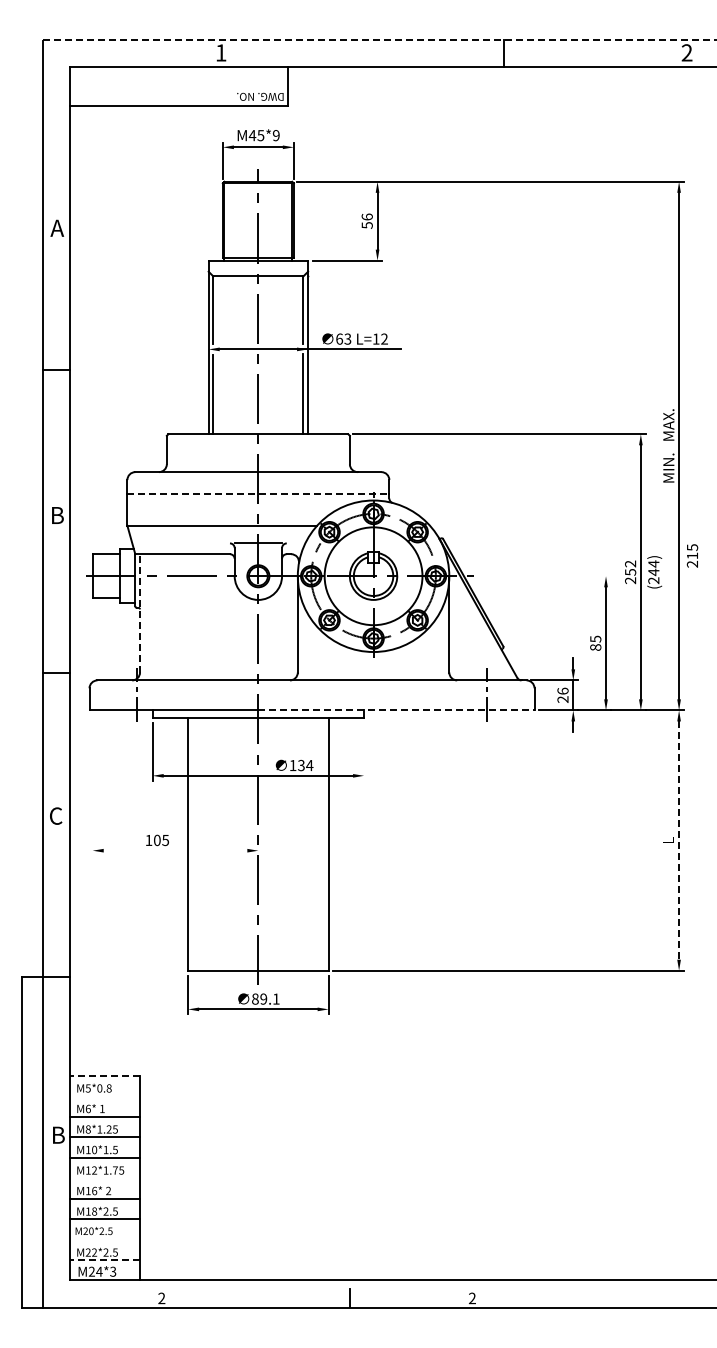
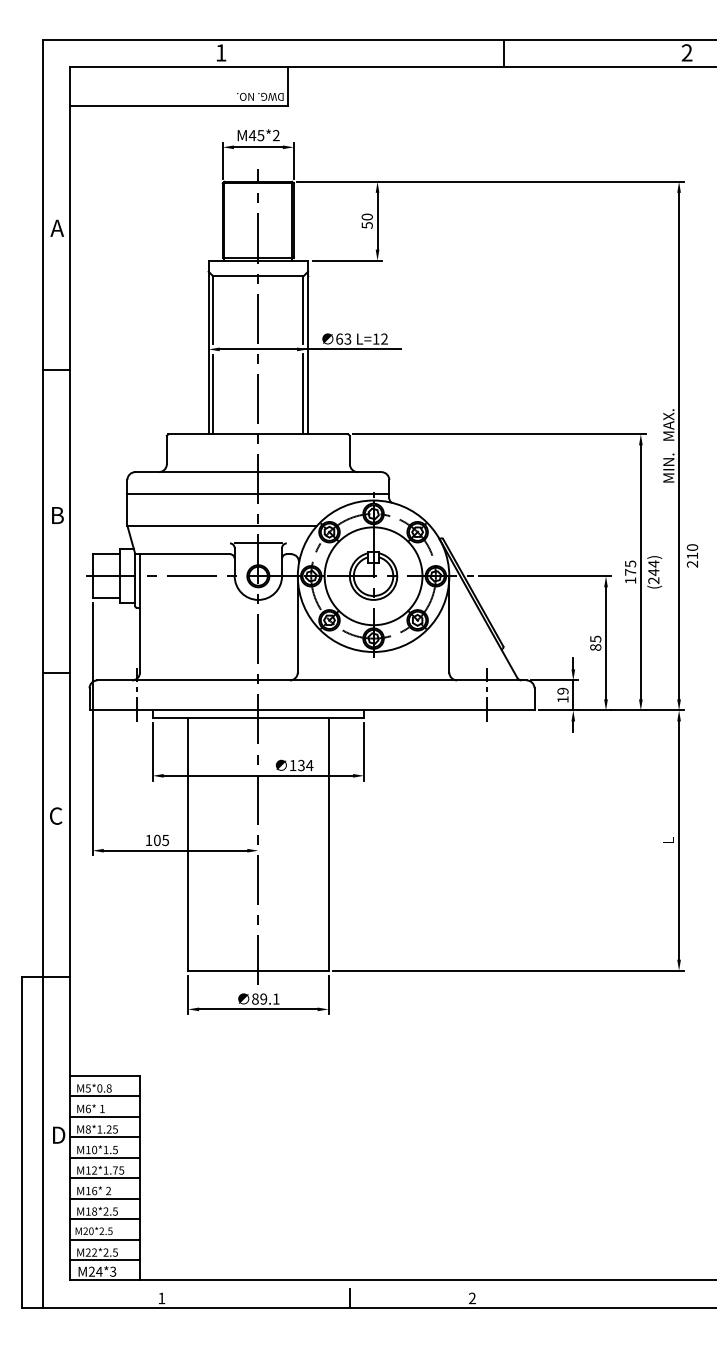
line: dashed -> solid (379, 40)
text: M45*9 -> M45*2 (275, 135)
text: 56 -> 50 (366, 216)
line: dashed -> solid (258, 494)
text: 215 -> 210 (692, 547)
text: 252 -> 175 (630, 572)
line: none -> present (544, 576)
line: dashed -> solid (140, 612)
text: 26 -> 19 (562, 694)
line: dashed -> solid (396, 710)
line: none -> present (92, 729)
line: none -> present (364, 751)
line: dashed -> solid (679, 841)
line: none -> present (175, 850)
line: dashed -> solid (105, 1075)
line: none -> present (104, 1096)
text: B -> D (60, 1134)
line: none -> present (104, 1178)
line: none -> present (104, 1239)
line: dashed -> solid (105, 1260)
text: 2 -> 1 (161, 1298)
